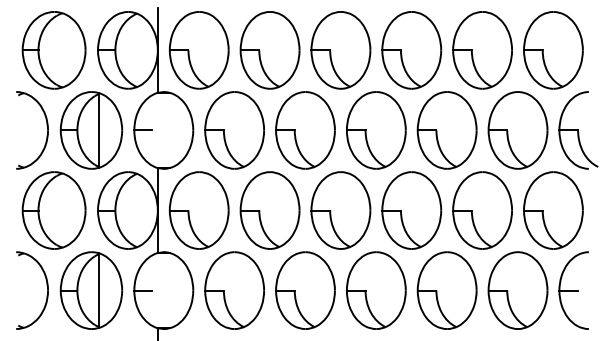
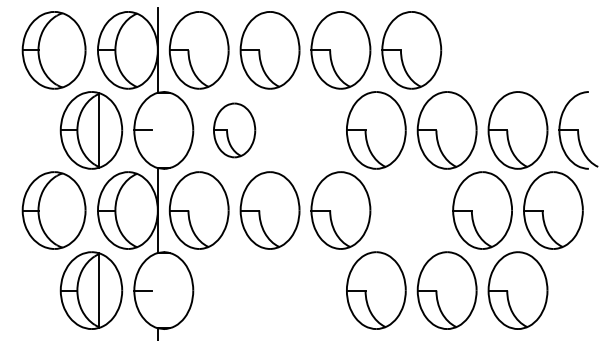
part: present -> none (482, 50)
part: present -> none (553, 50)
part: present -> none (46, 125)
part size: 61x79 px -> 44x57 px (234, 130)
part: present -> none (305, 130)
part: present -> none (411, 210)
part: present -> none (46, 285)
part: present -> none (234, 290)
part: present -> none (305, 290)
part: present -> none (573, 290)
